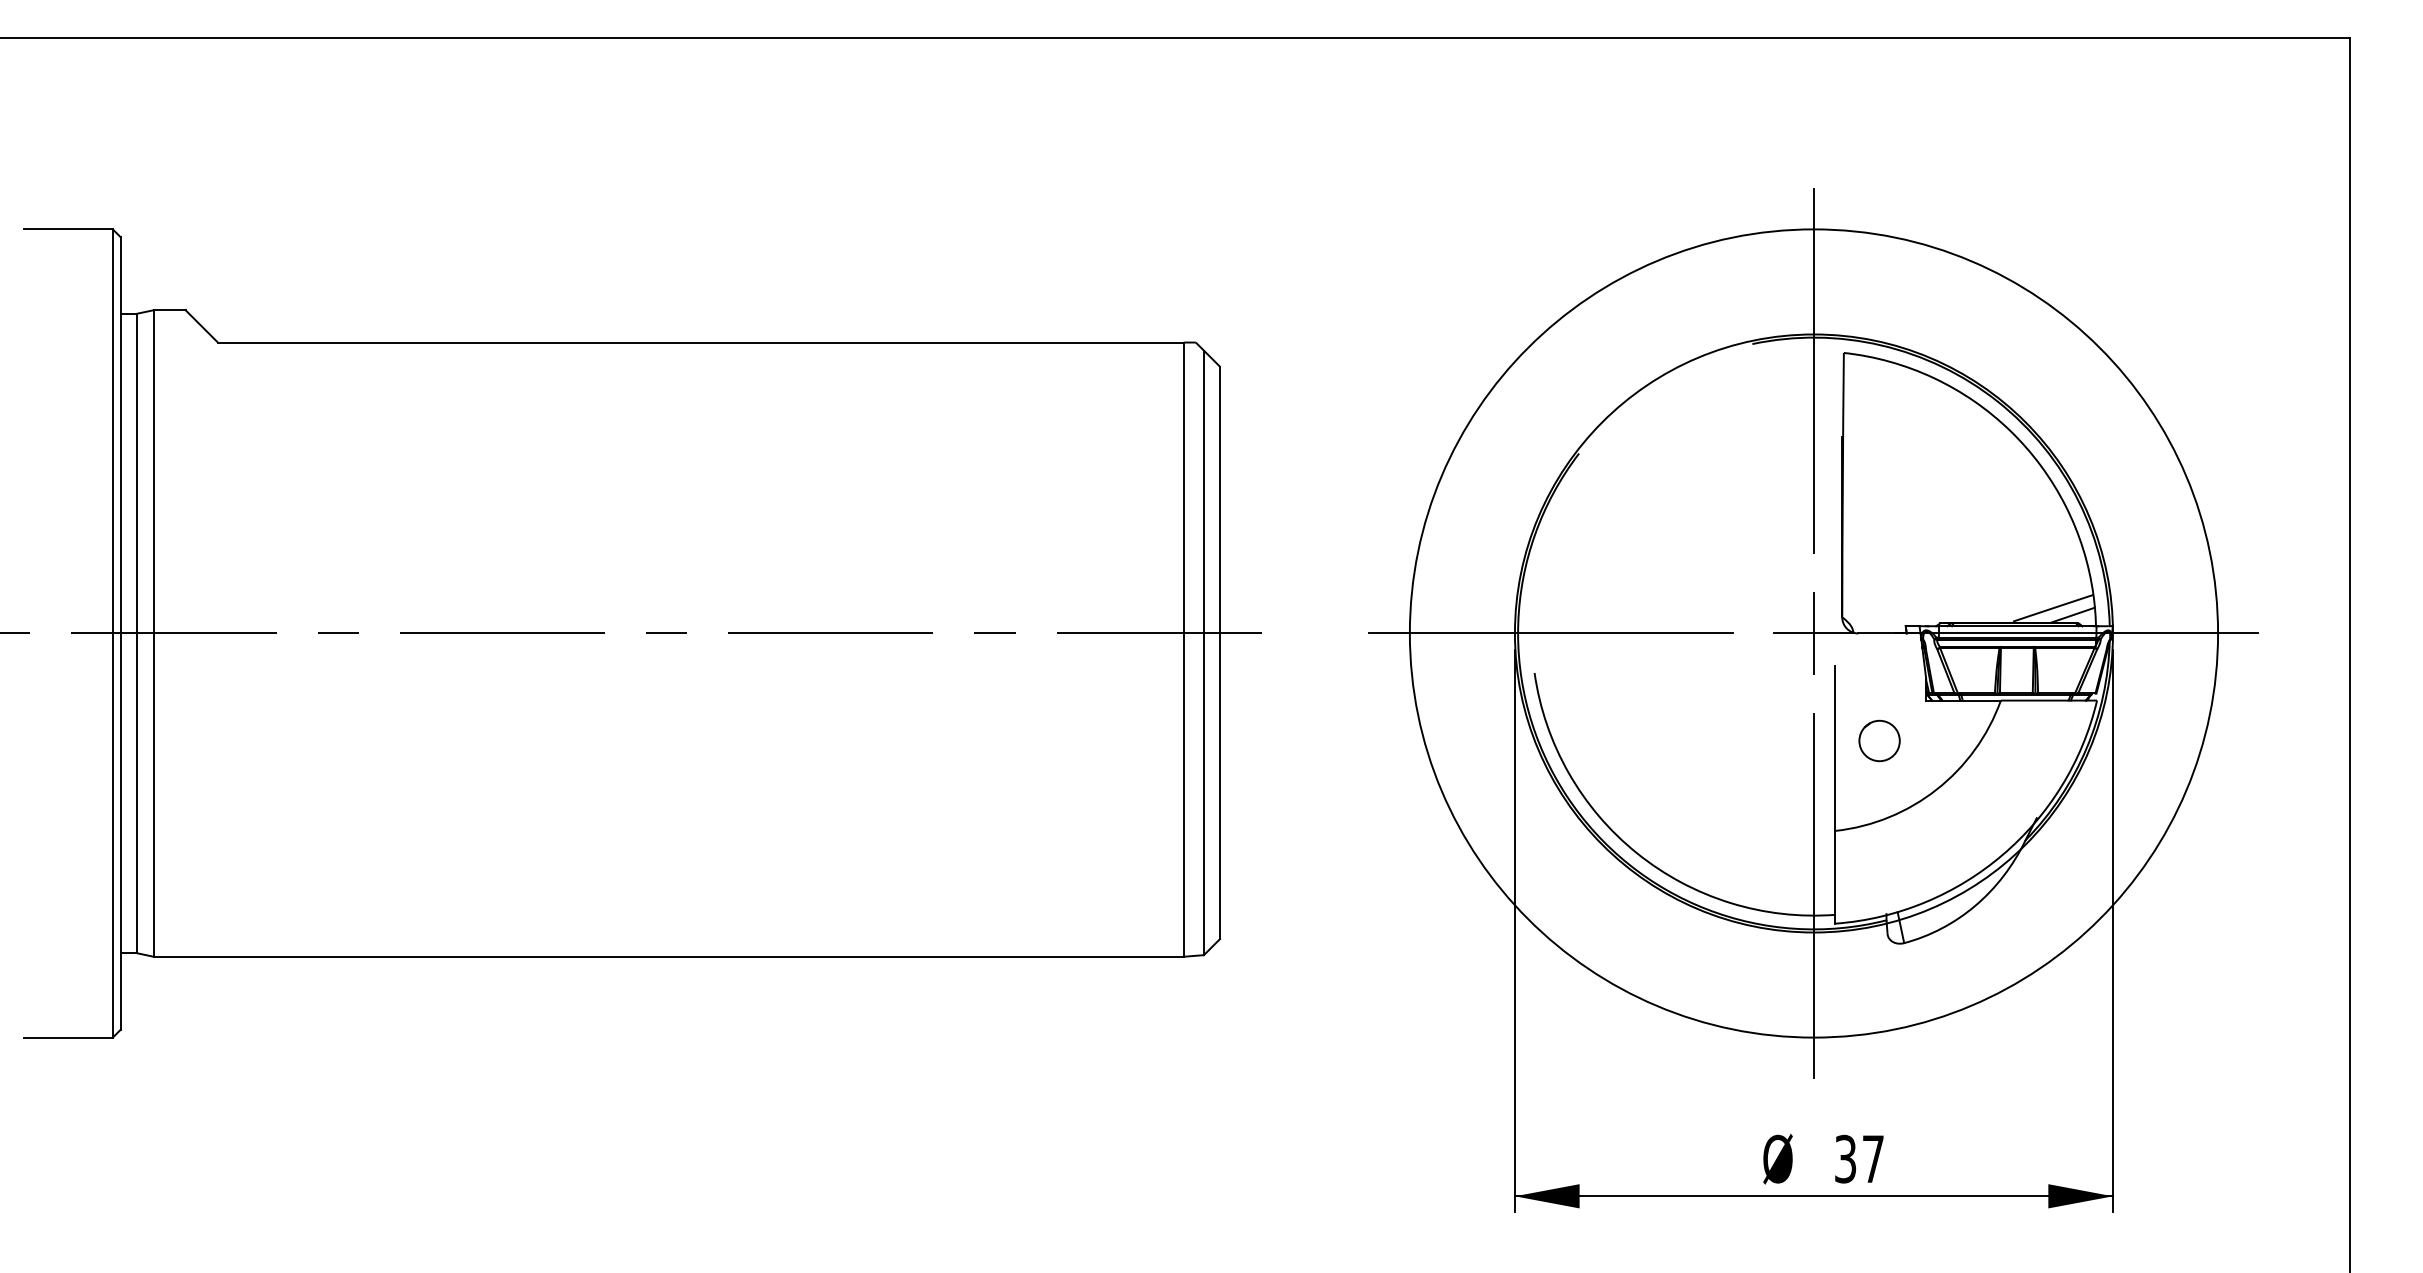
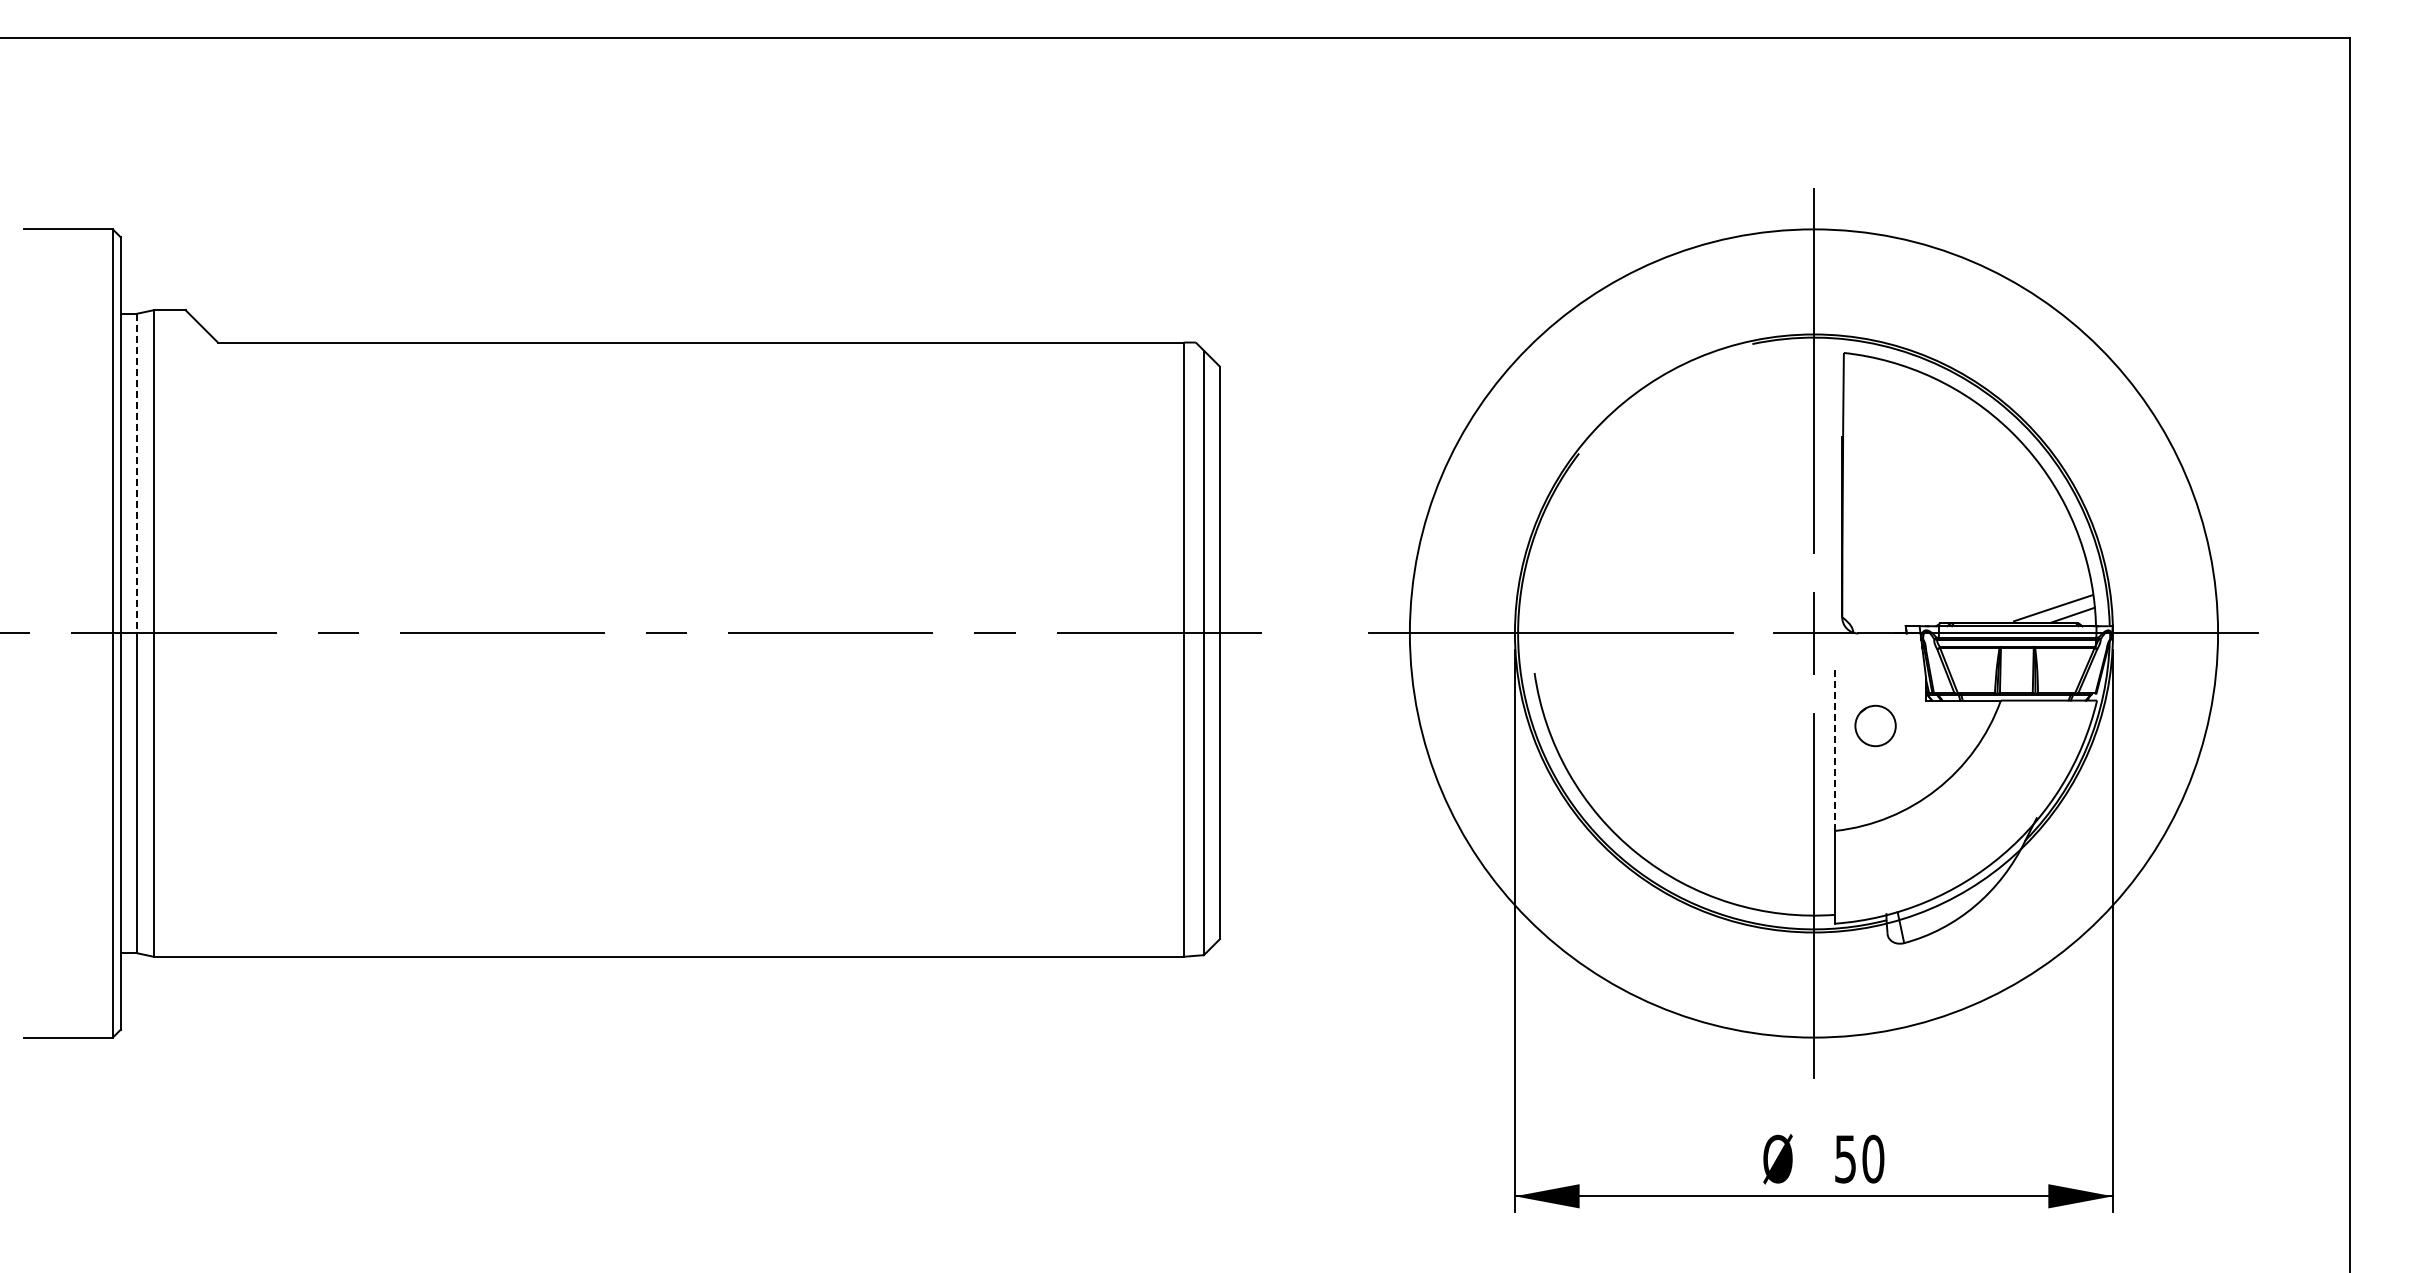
line: solid -> dashed (137, 473)
part position: (1879, 740) -> (1875, 725) (1875, 725)
line: solid -> dashed (1835, 748)
text: 37 -> 50 (1859, 1158)
